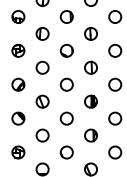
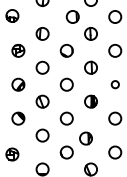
part position: (18, 16) -> (12, 15) (12, 15)
circle position: (66, 16) -> (72, 16) (72, 16)
circle size: 15x15 px -> 10x10 px (114, 84)
part position: (90, 135) -> (85, 138) (85, 138)
part position: (18, 152) -> (12, 154) (12, 154)
